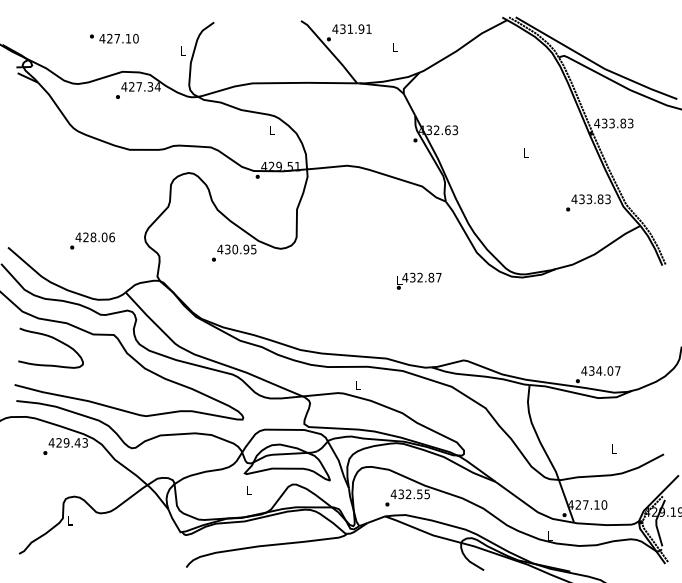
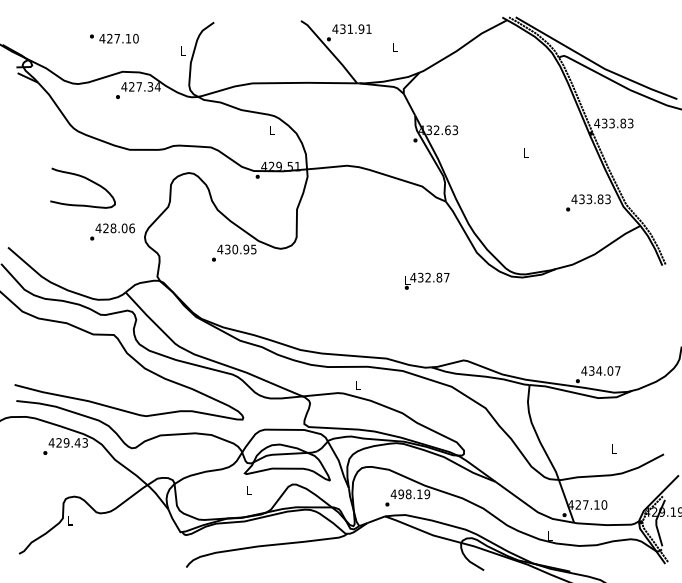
text position: (92, 240) -> (112, 231) (112, 231)
text position: (418, 280) -> (426, 280) (426, 280)
curve position: (54, 339) -> (86, 179) (86, 179)
text: 432.55 -> 498.19 (414, 494)
